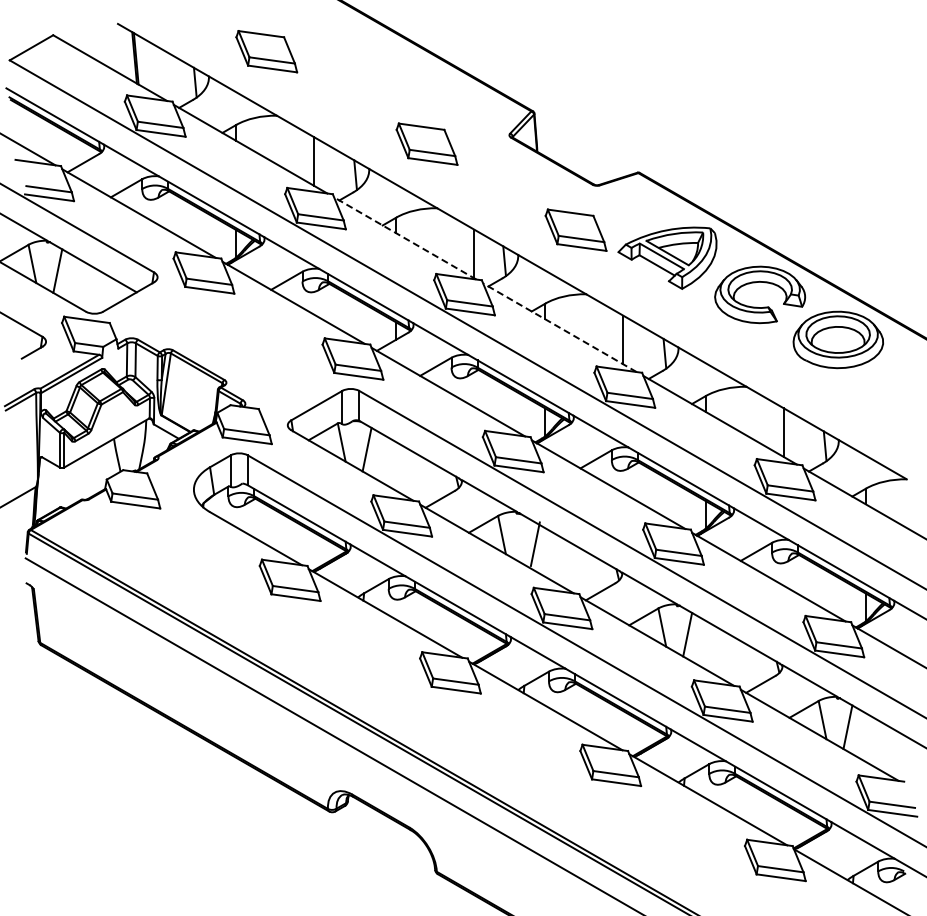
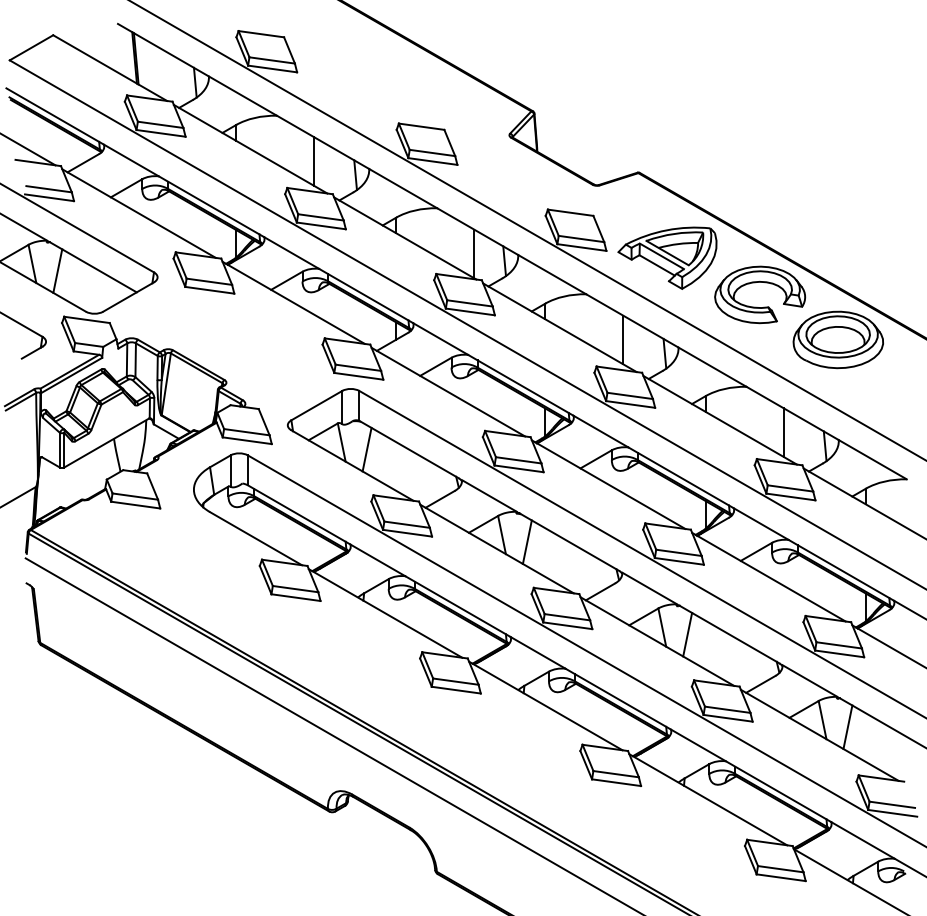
line: none -> present (527, 230)
line: dashed -> solid (404, 238)
line: dashed -> solid (559, 327)
line position: (534, 543) -> (526, 541) (526, 541)
